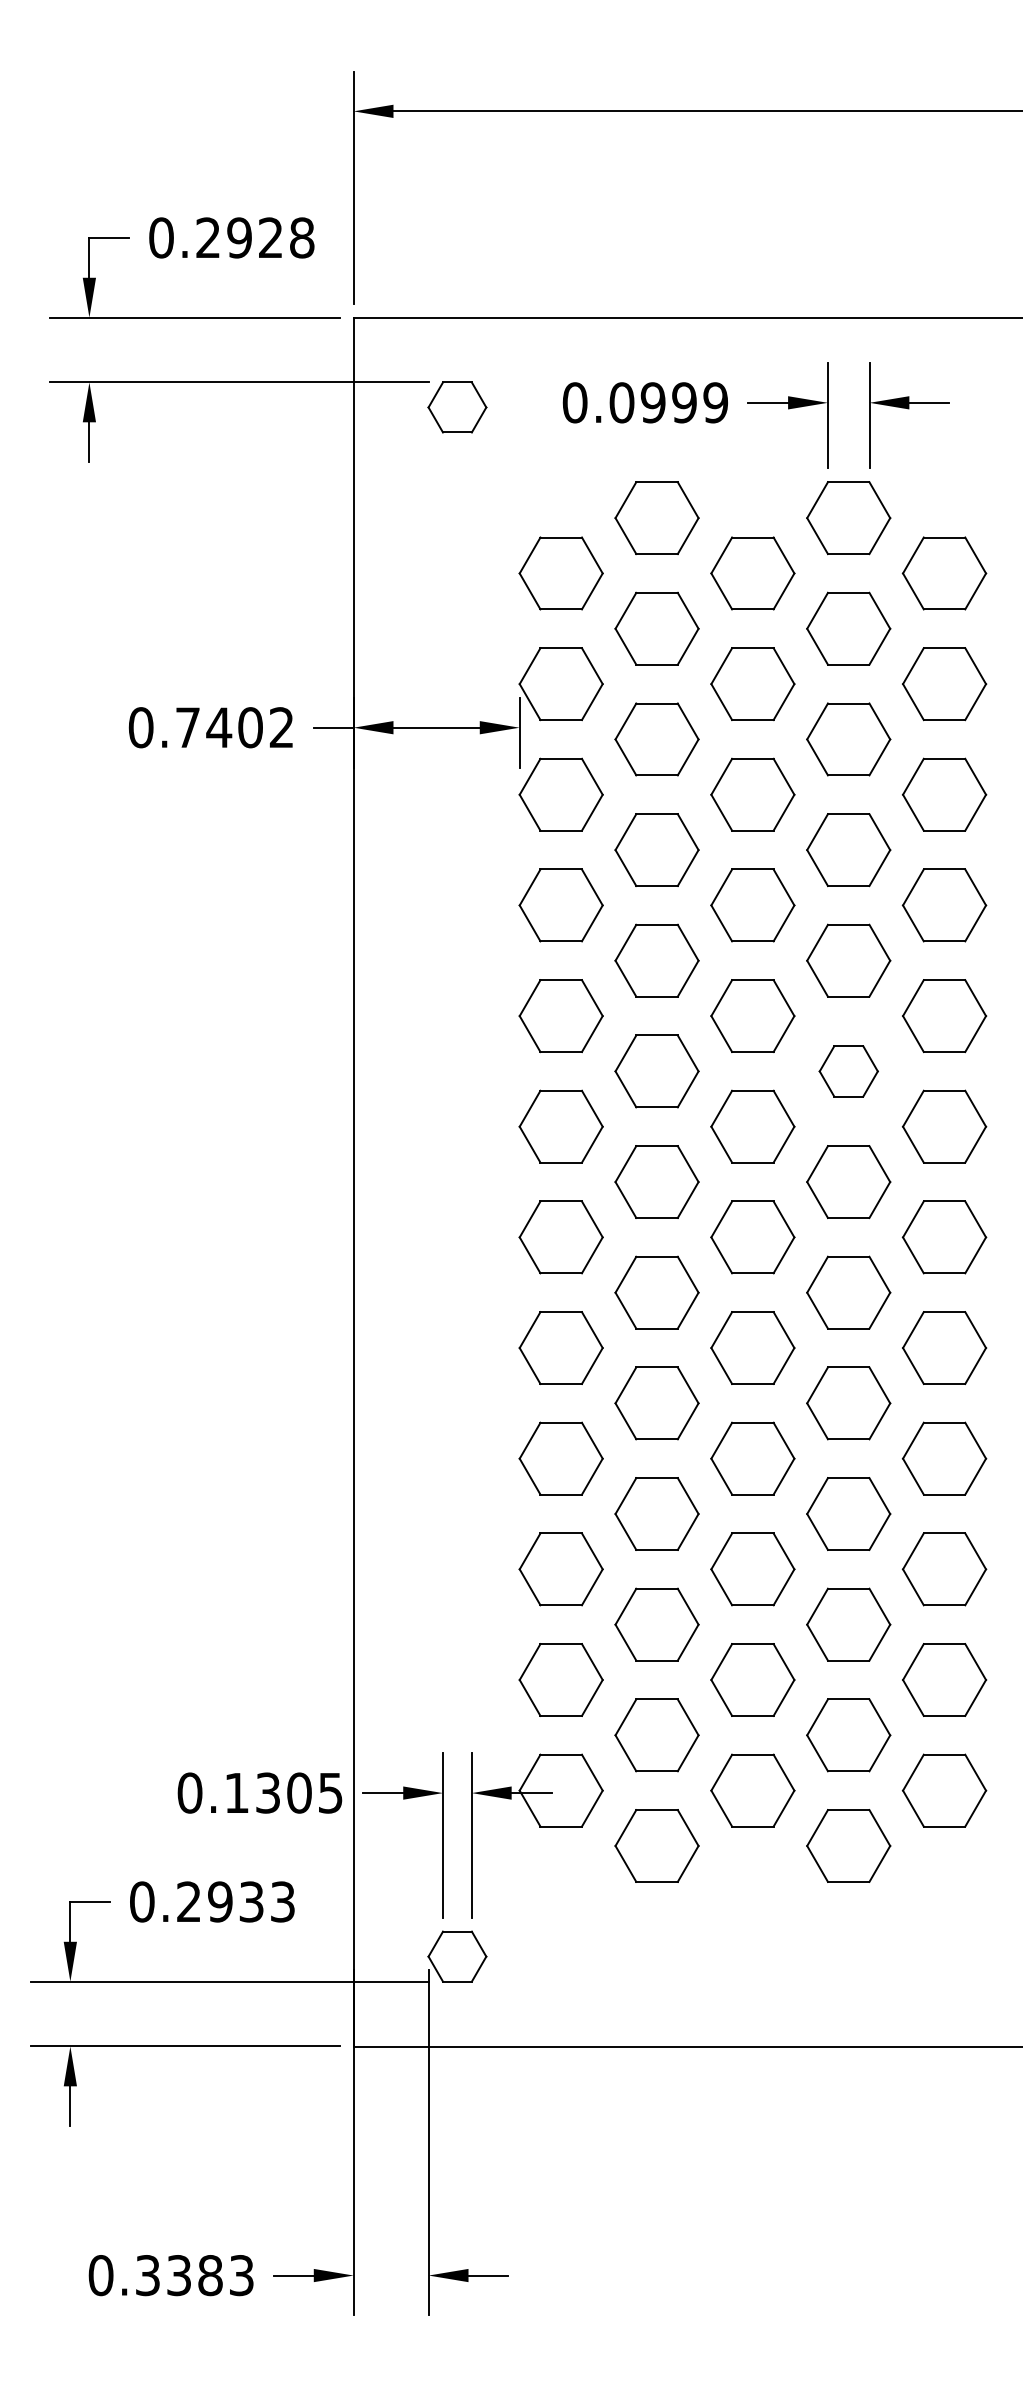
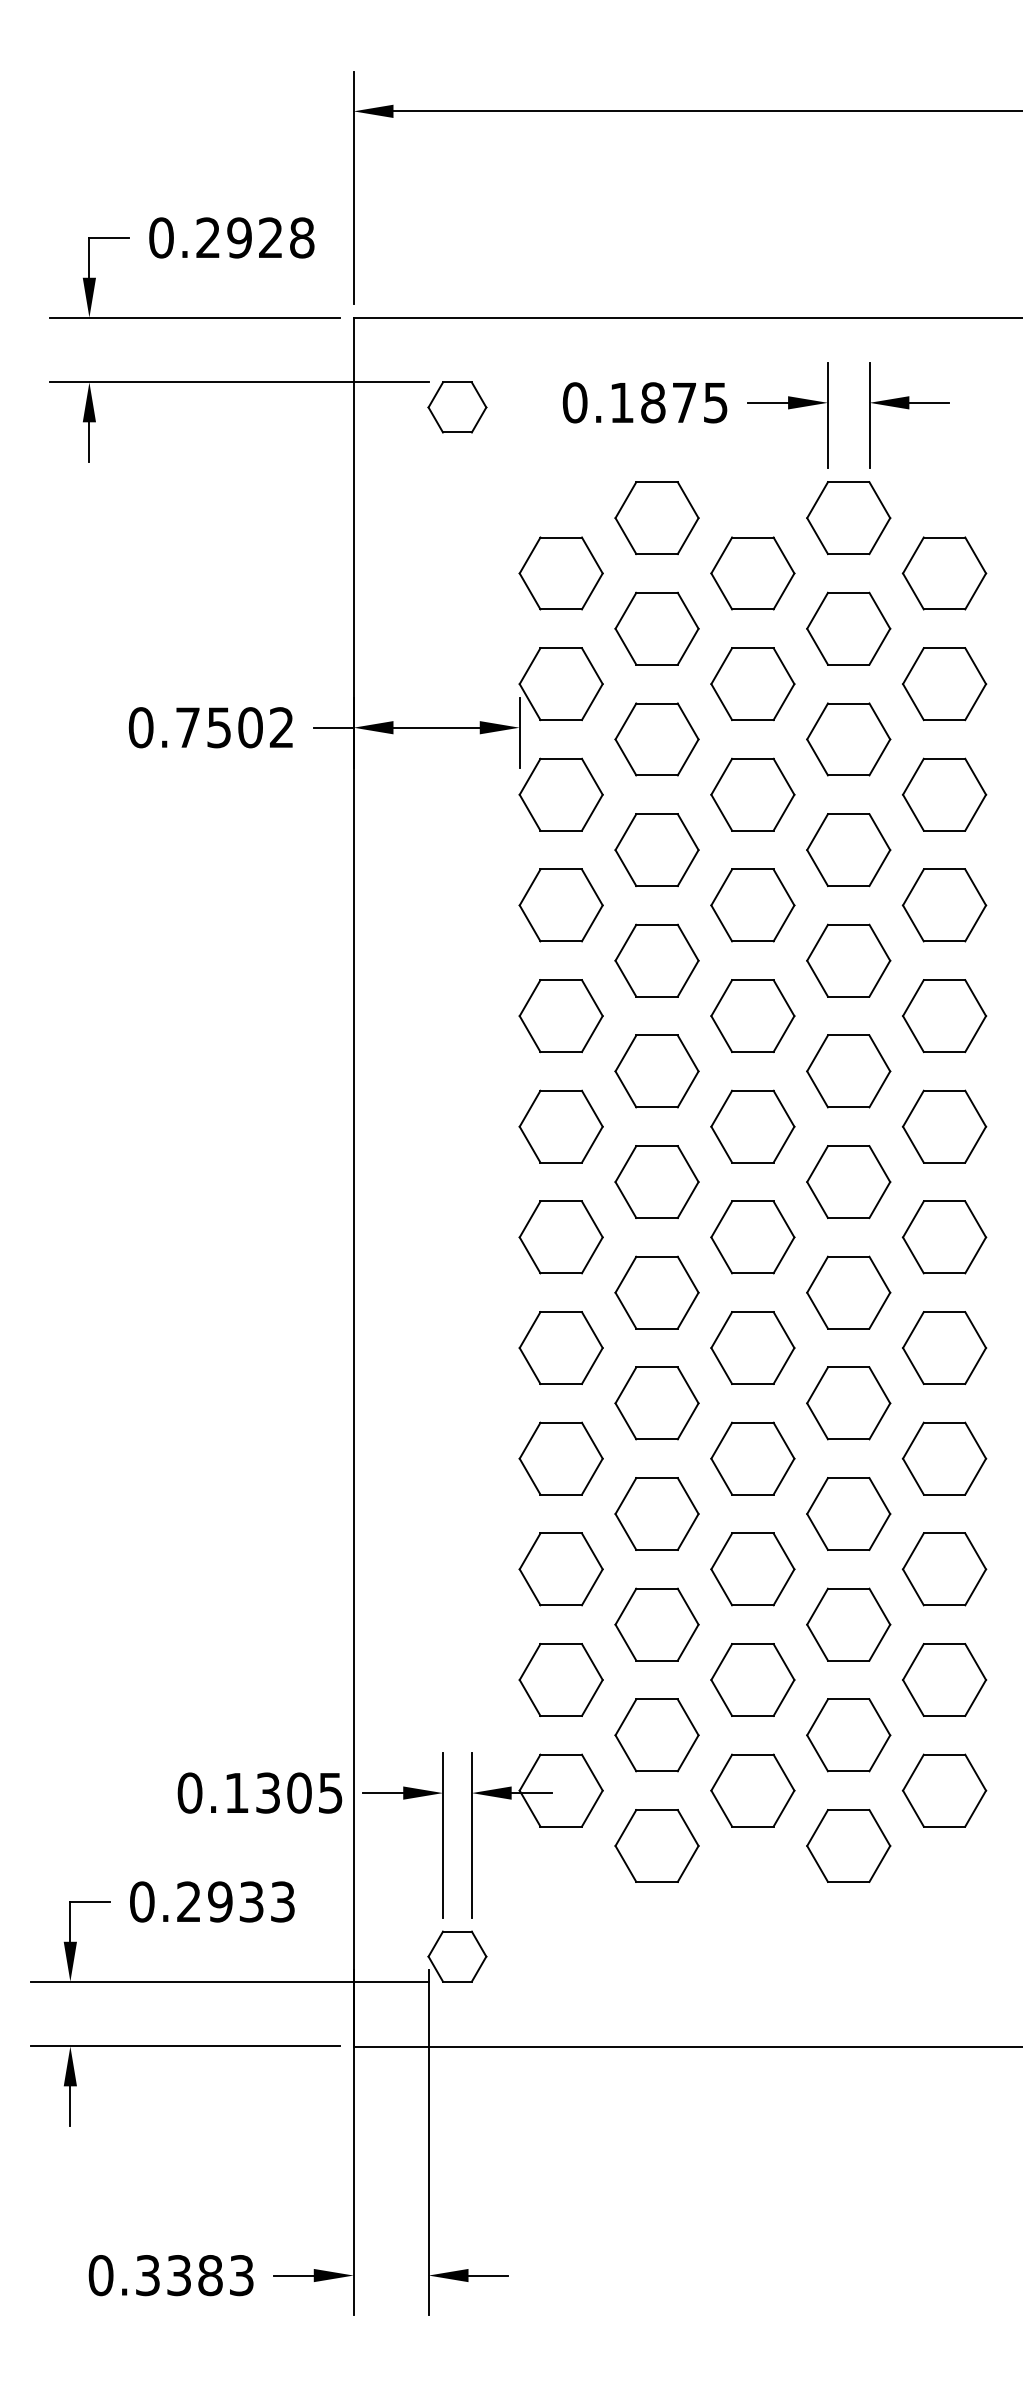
text: 0.0999 -> 0.1875 (668, 402)
text: 0.7402 -> 0.7502 (219, 727)
part size: 61x53 px -> 86x75 px (848, 1071)
